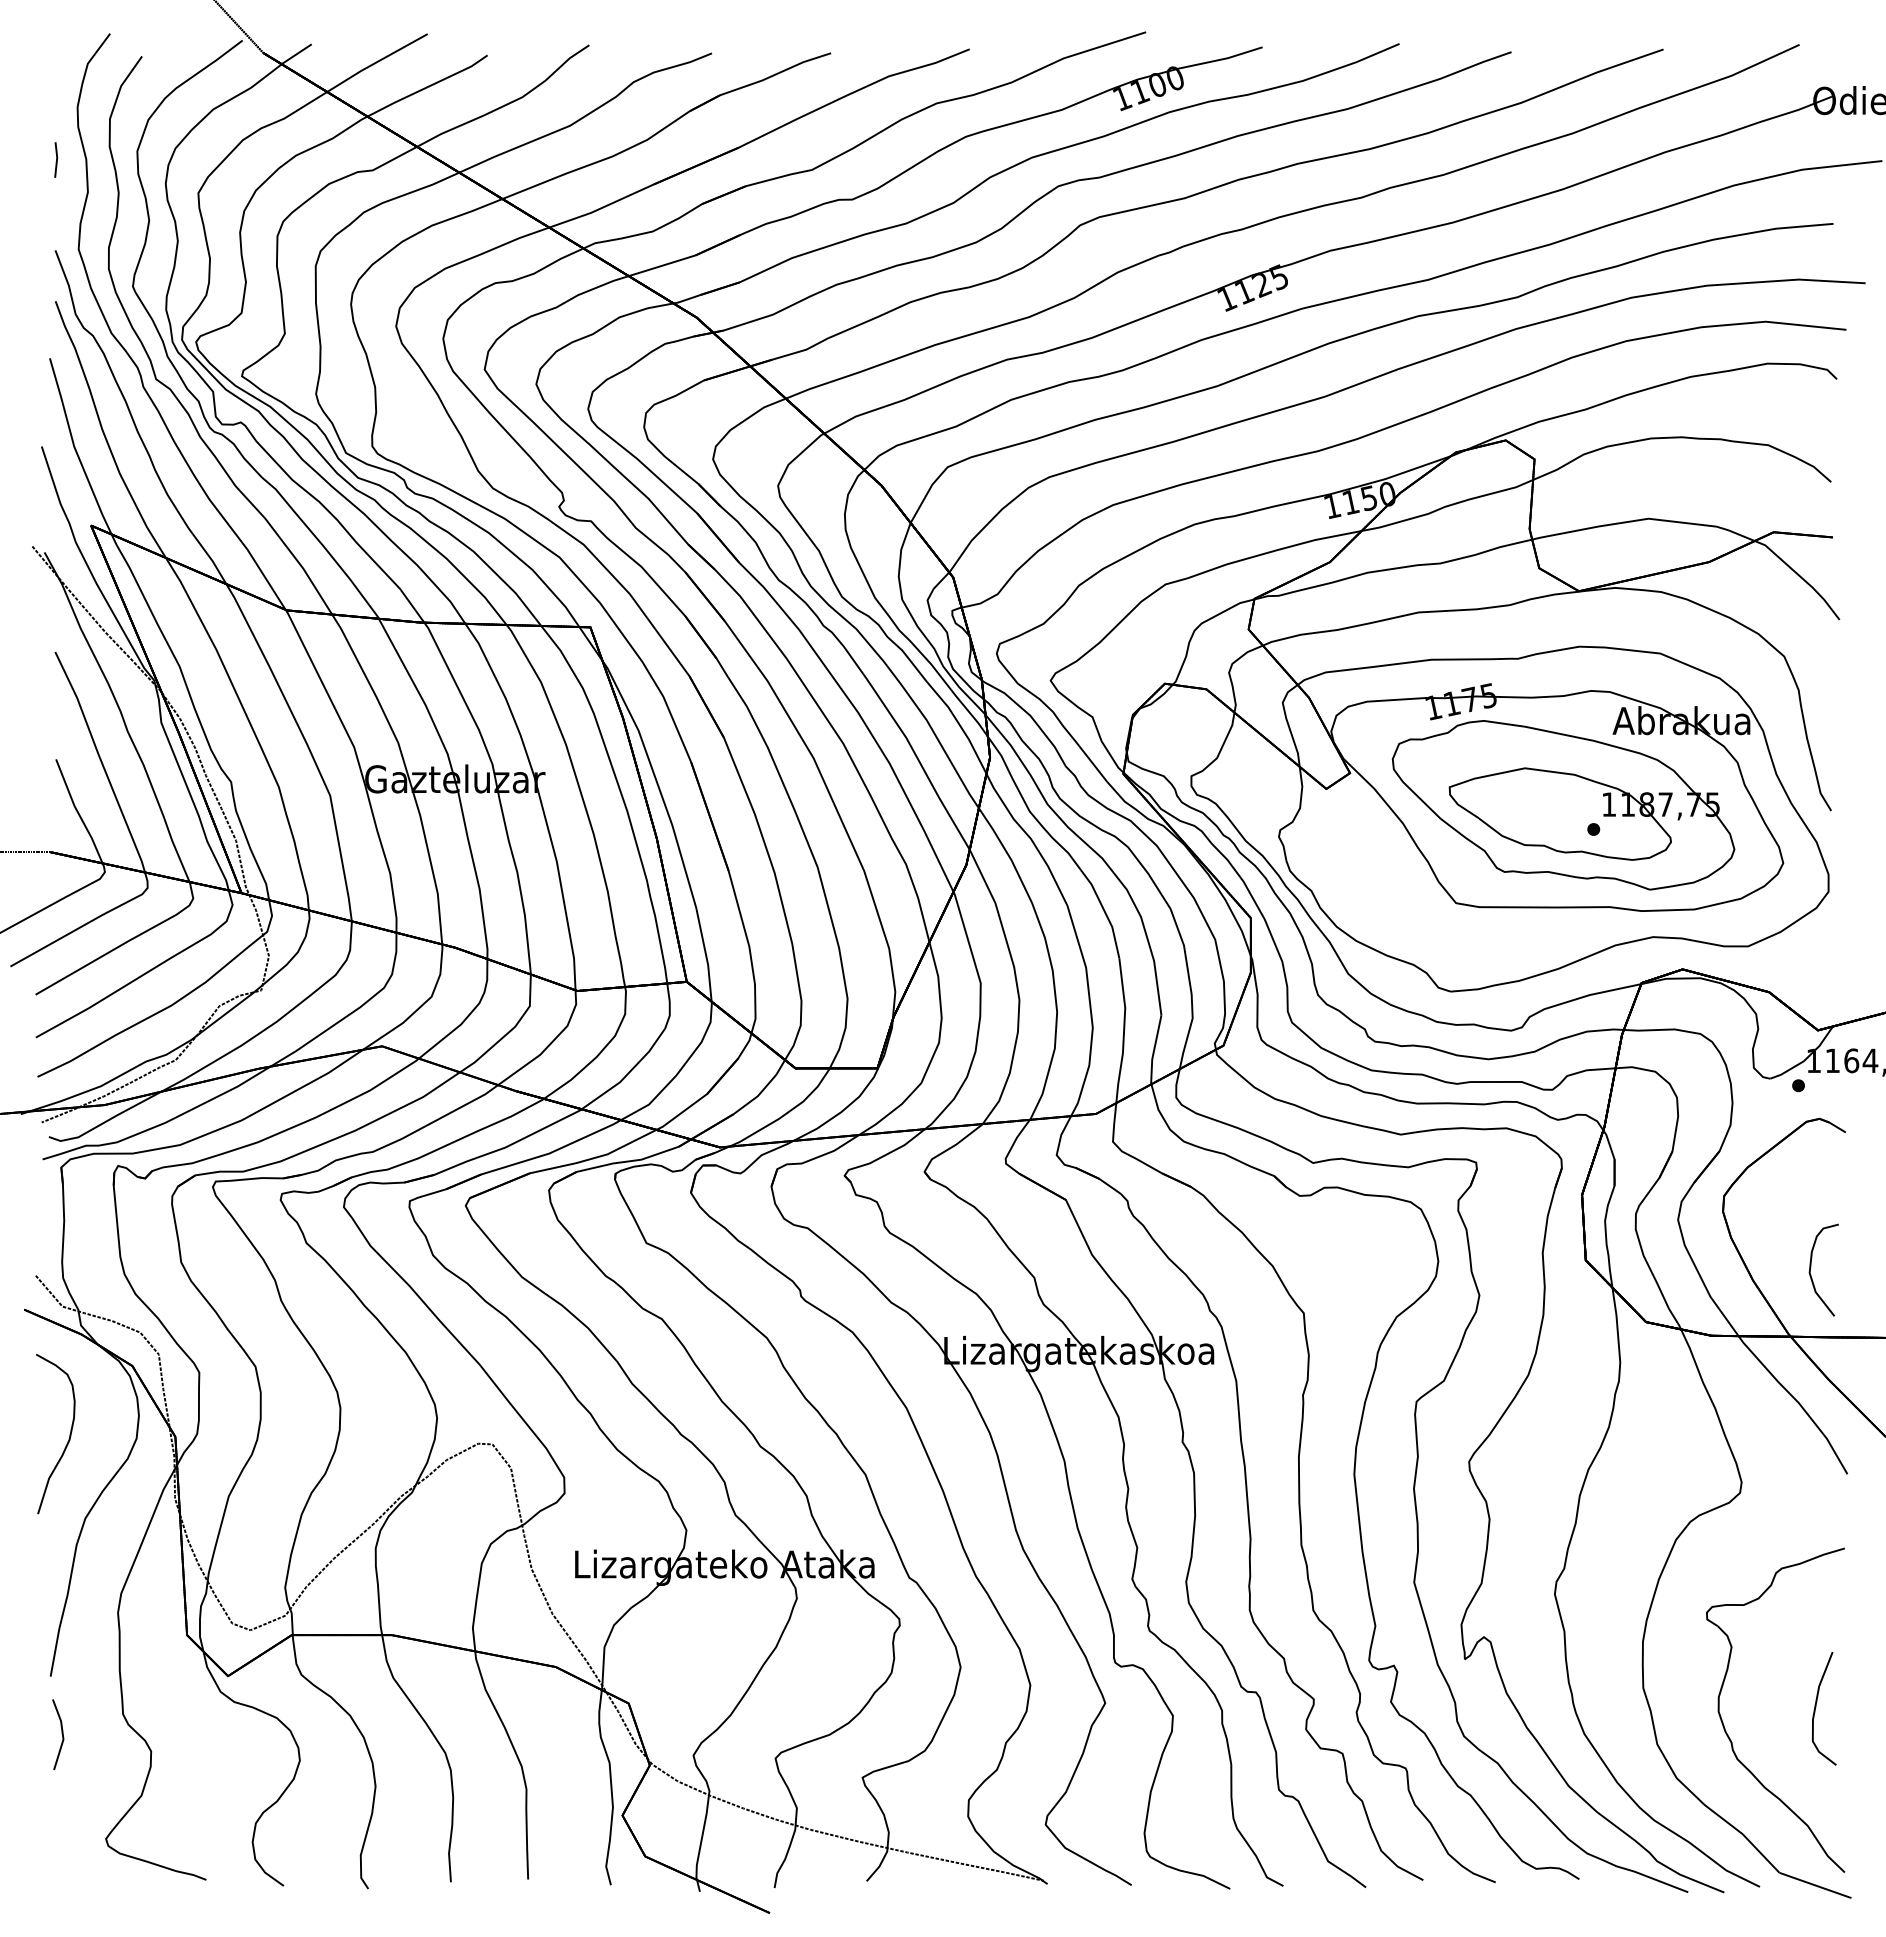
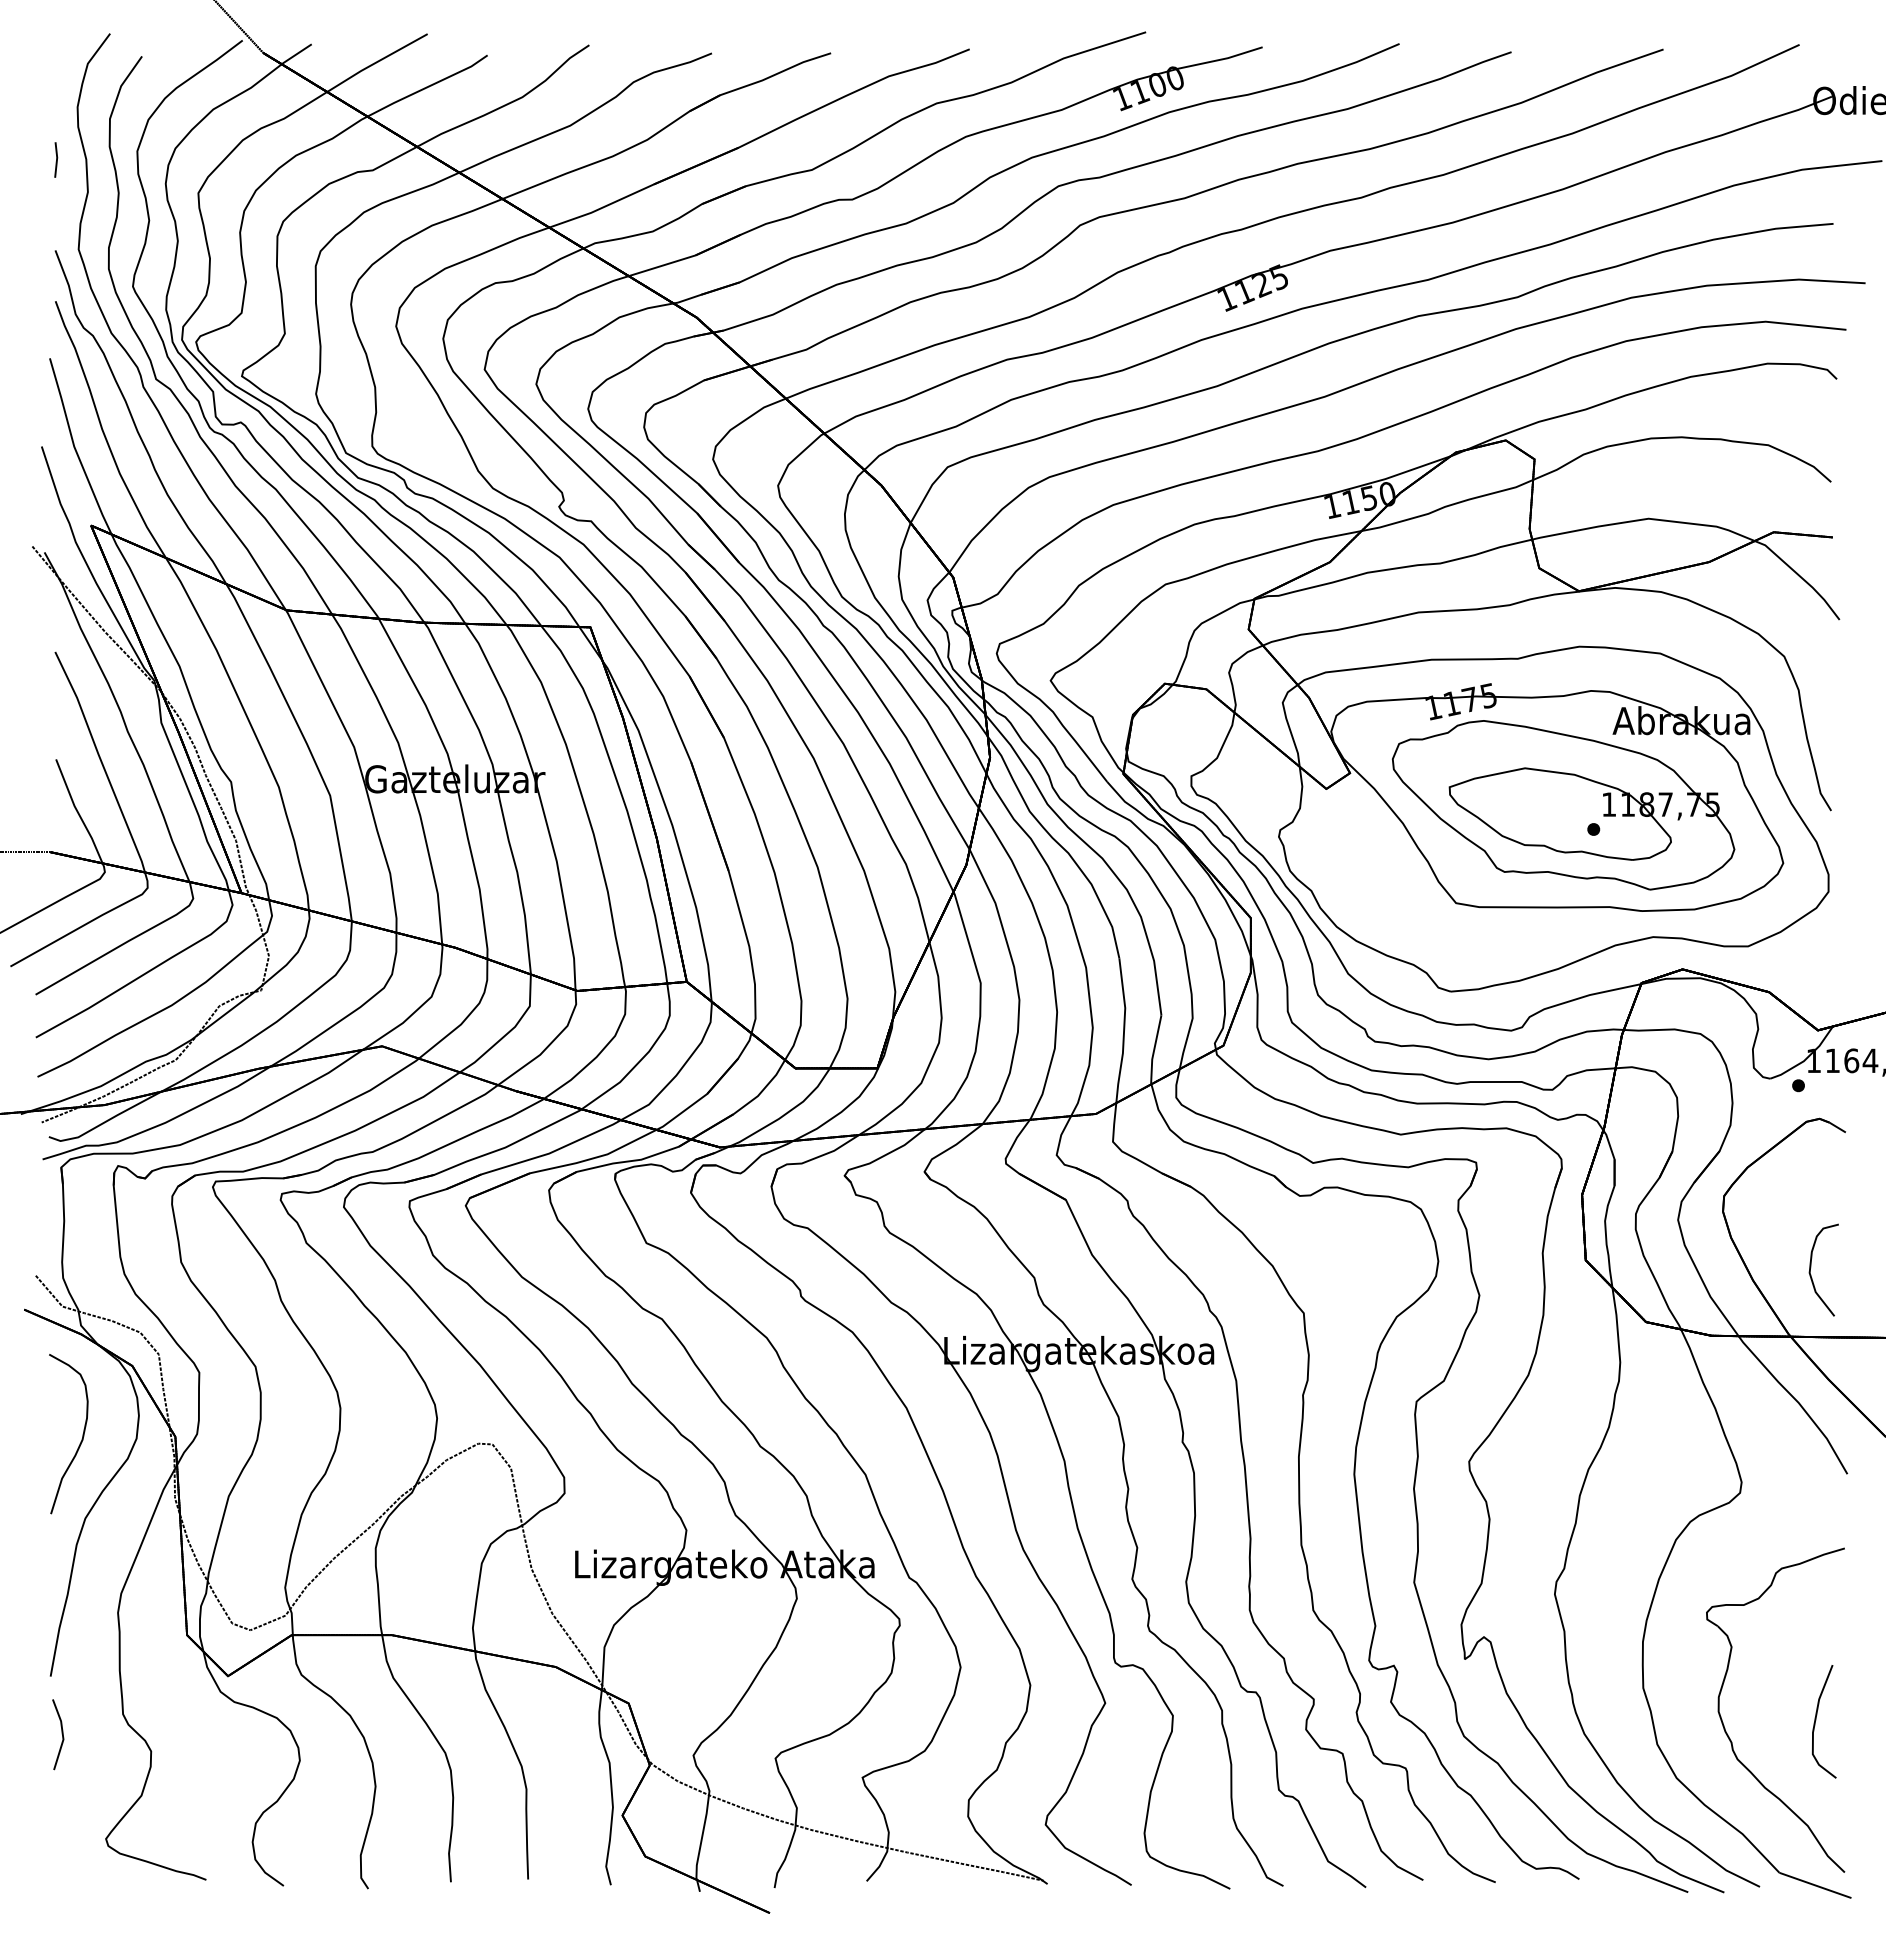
part position: (68, 1438) -> (81, 1438) (81, 1438)
curve position: (1816, 1707) -> (1816, 1720) (1816, 1720)
